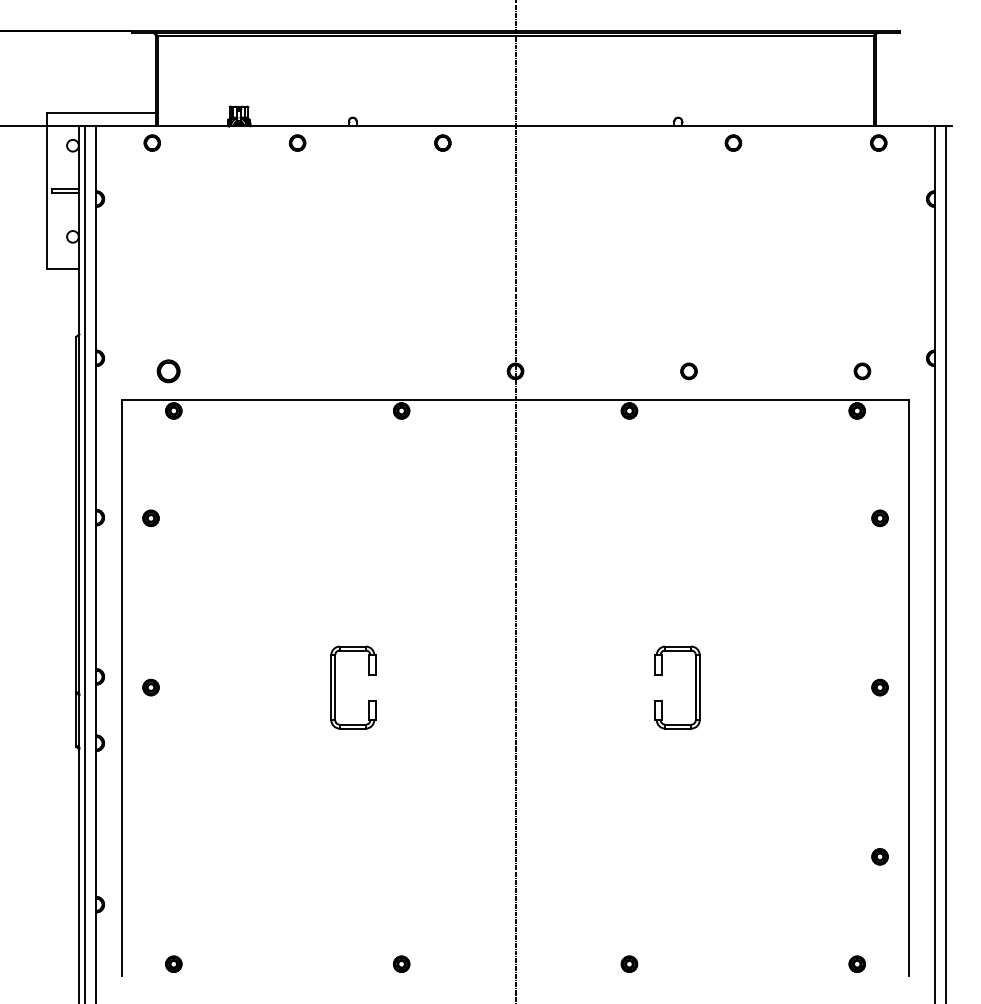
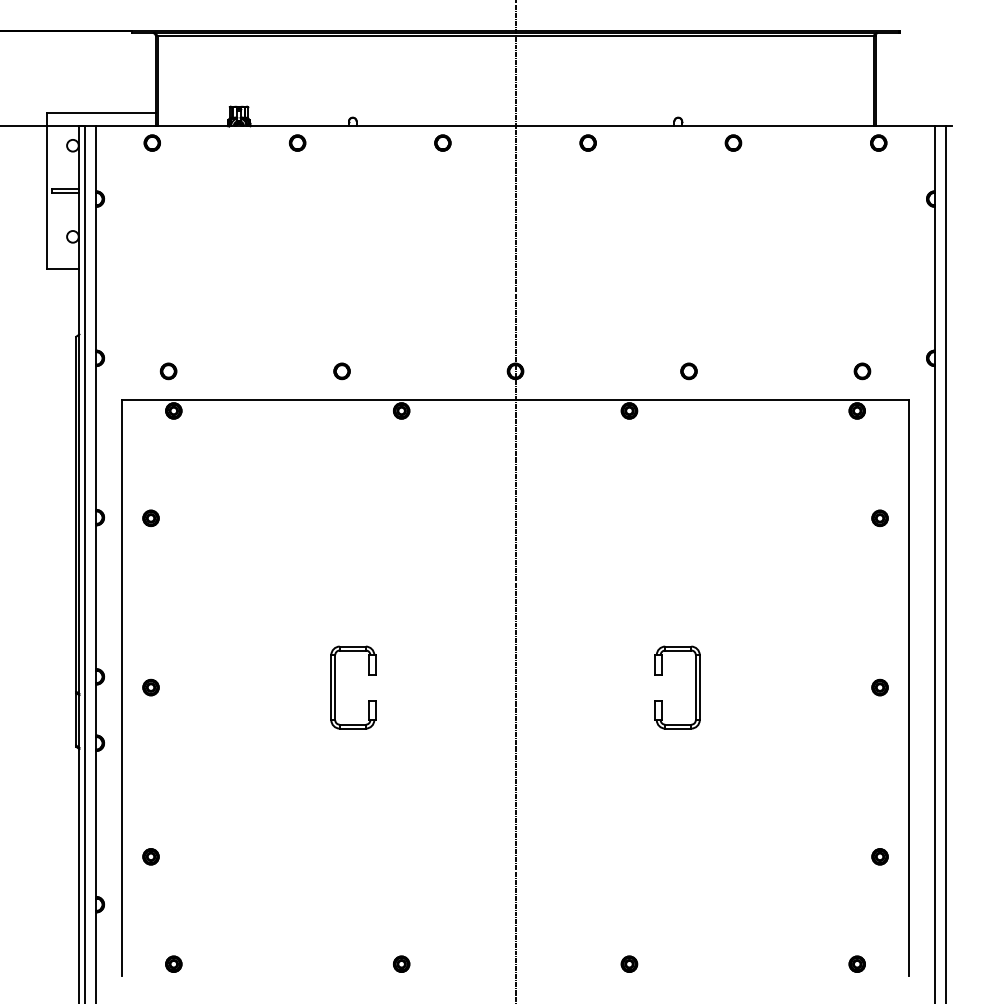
part: none -> present (587, 142)
part size: 25x25 px -> 19x19 px (168, 371)
part: none -> present (341, 371)
part: none -> present (150, 856)
